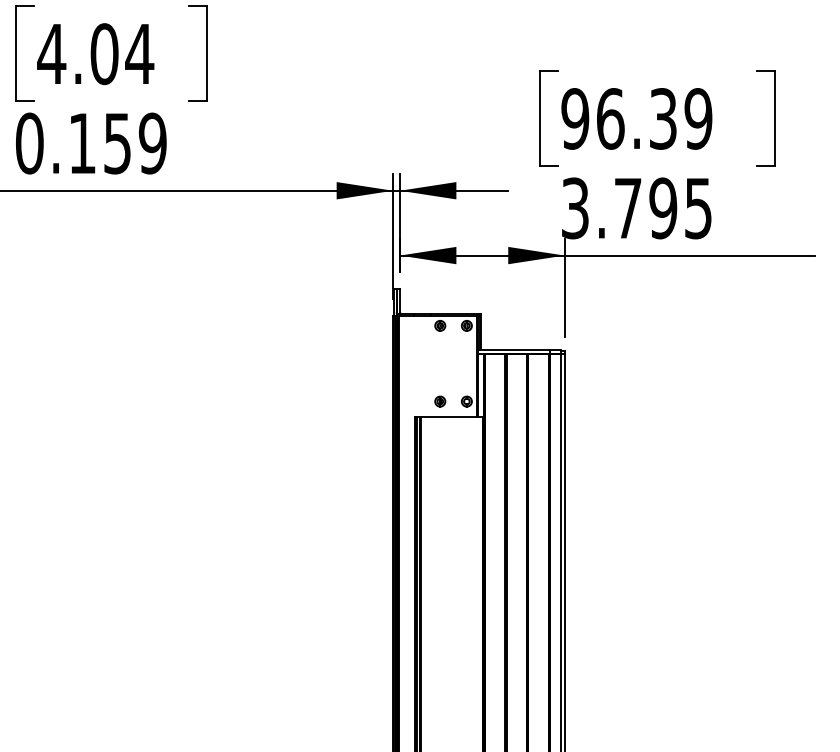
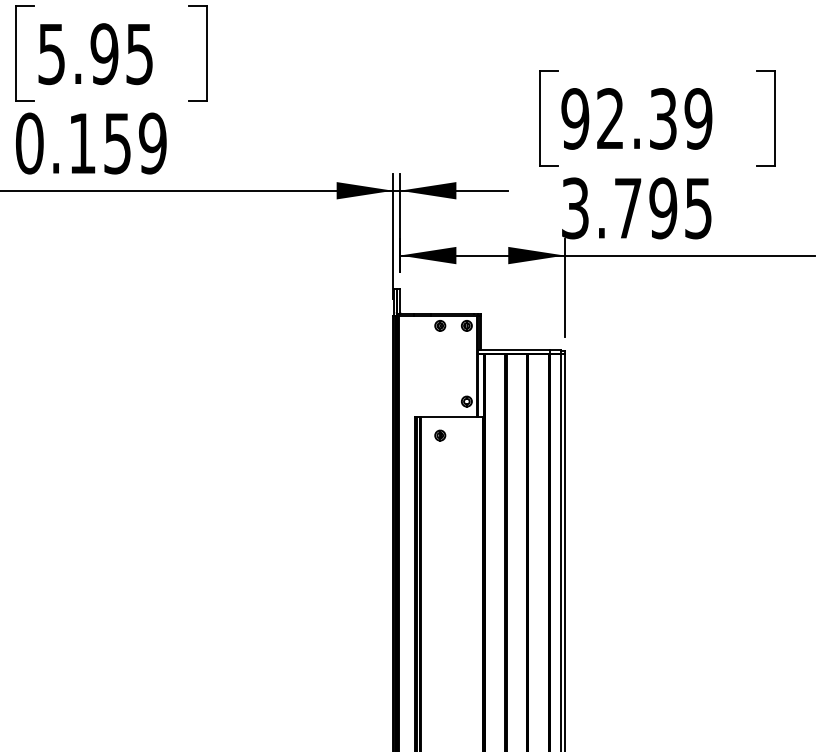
text: 4.04 -> 5.95 (95, 54)
text: 96.39 -> 92.39 (610, 118)
part position: (440, 401) -> (440, 435) (440, 435)
